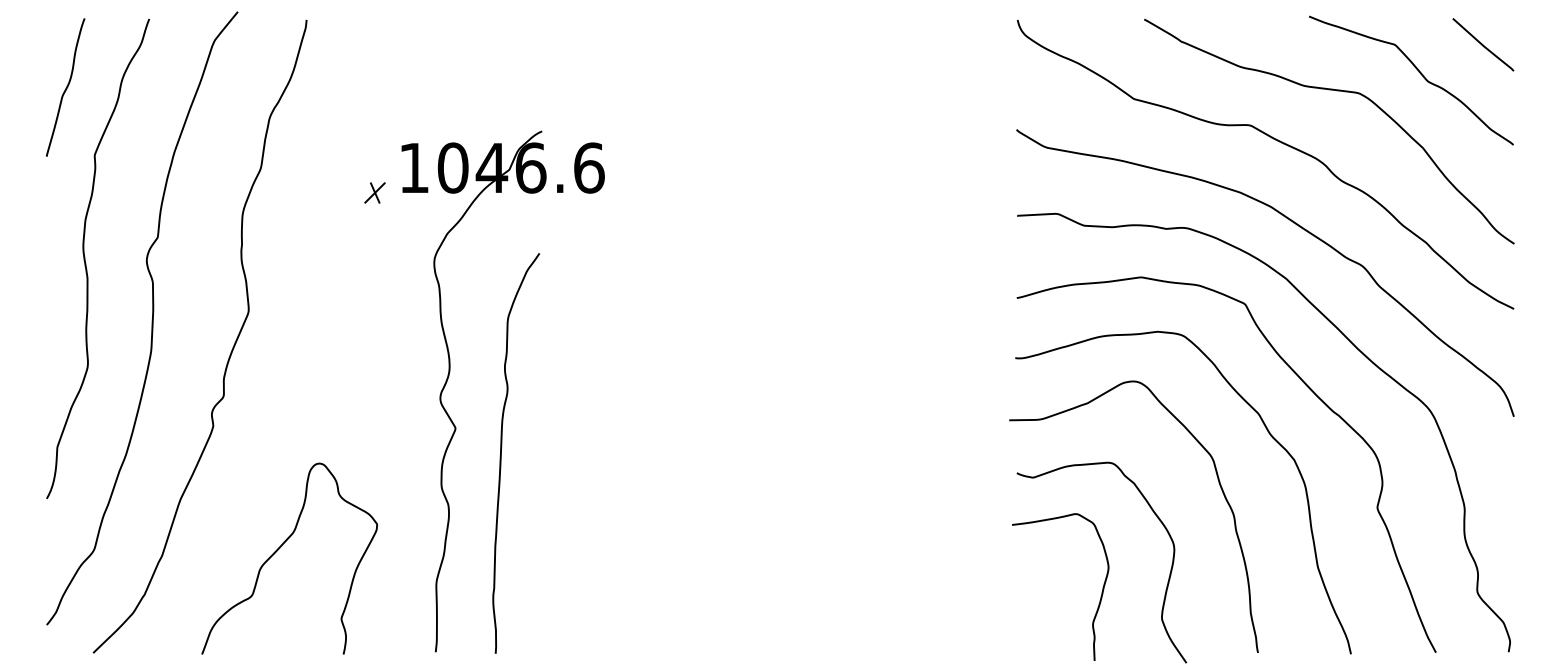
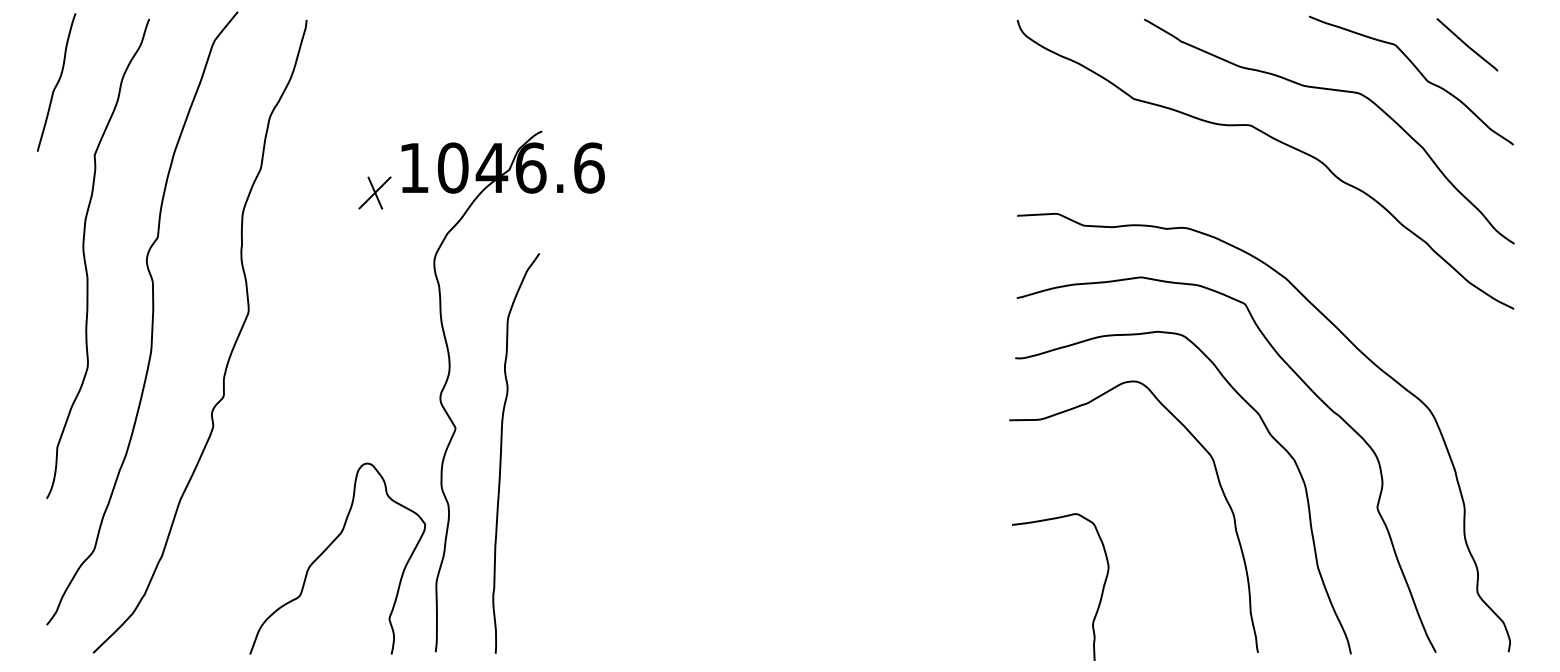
line position: (1483, 44) -> (1467, 44) (1467, 44)
curve position: (66, 87) -> (57, 82) (57, 82)
part size: 22x22 px -> 34x34 px (374, 192)
curve: present -> none (1296, 225)
curve position: (280, 548) -> (328, 548) (328, 548)
curve: present -> none (1168, 577)
